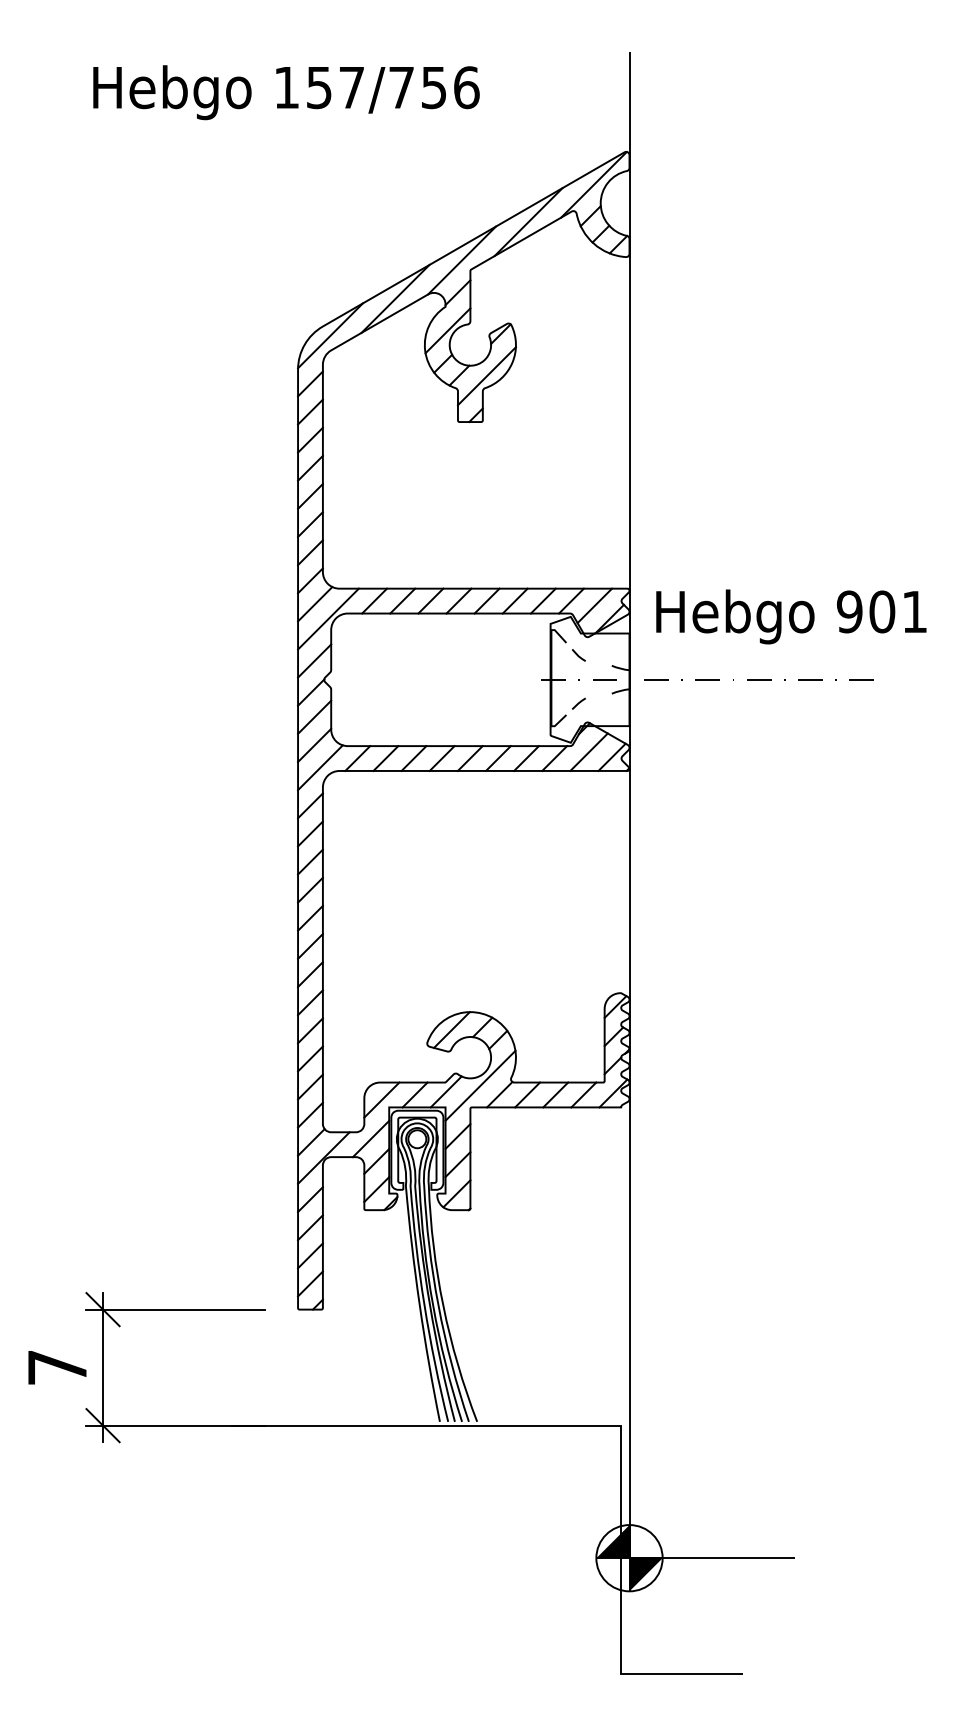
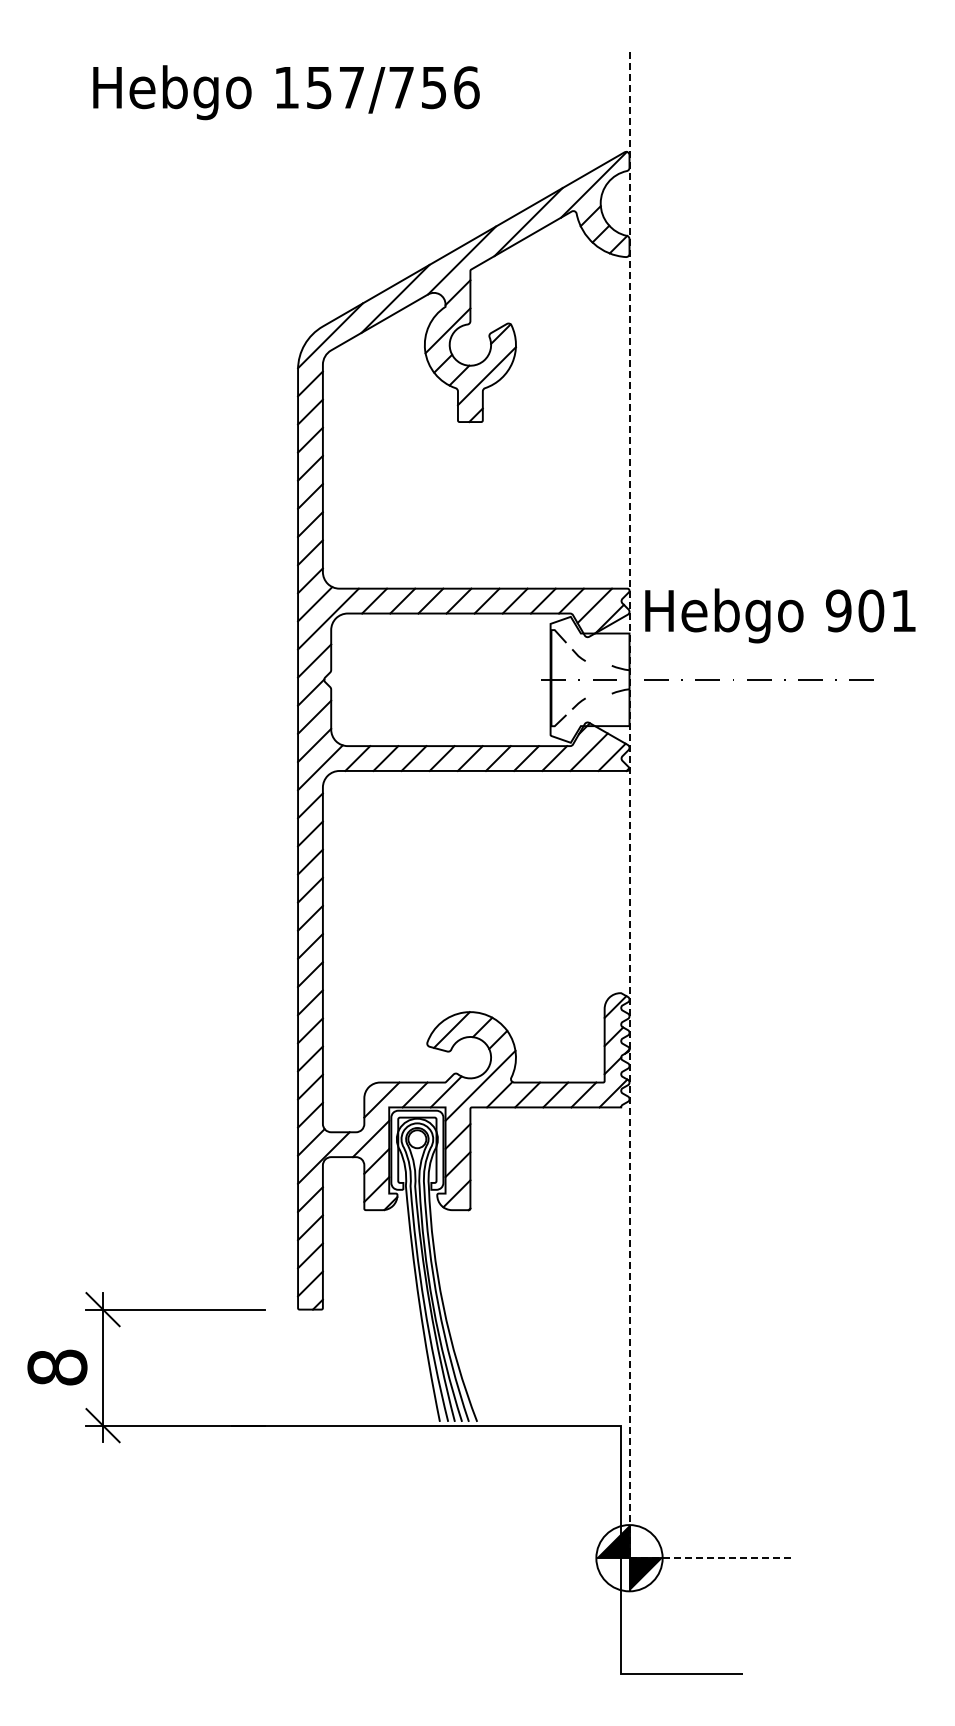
text position: (791, 616) -> (780, 615) (780, 615)
line: solid -> dashed (629, 888)
text: 7 -> 8 (57, 1367)
